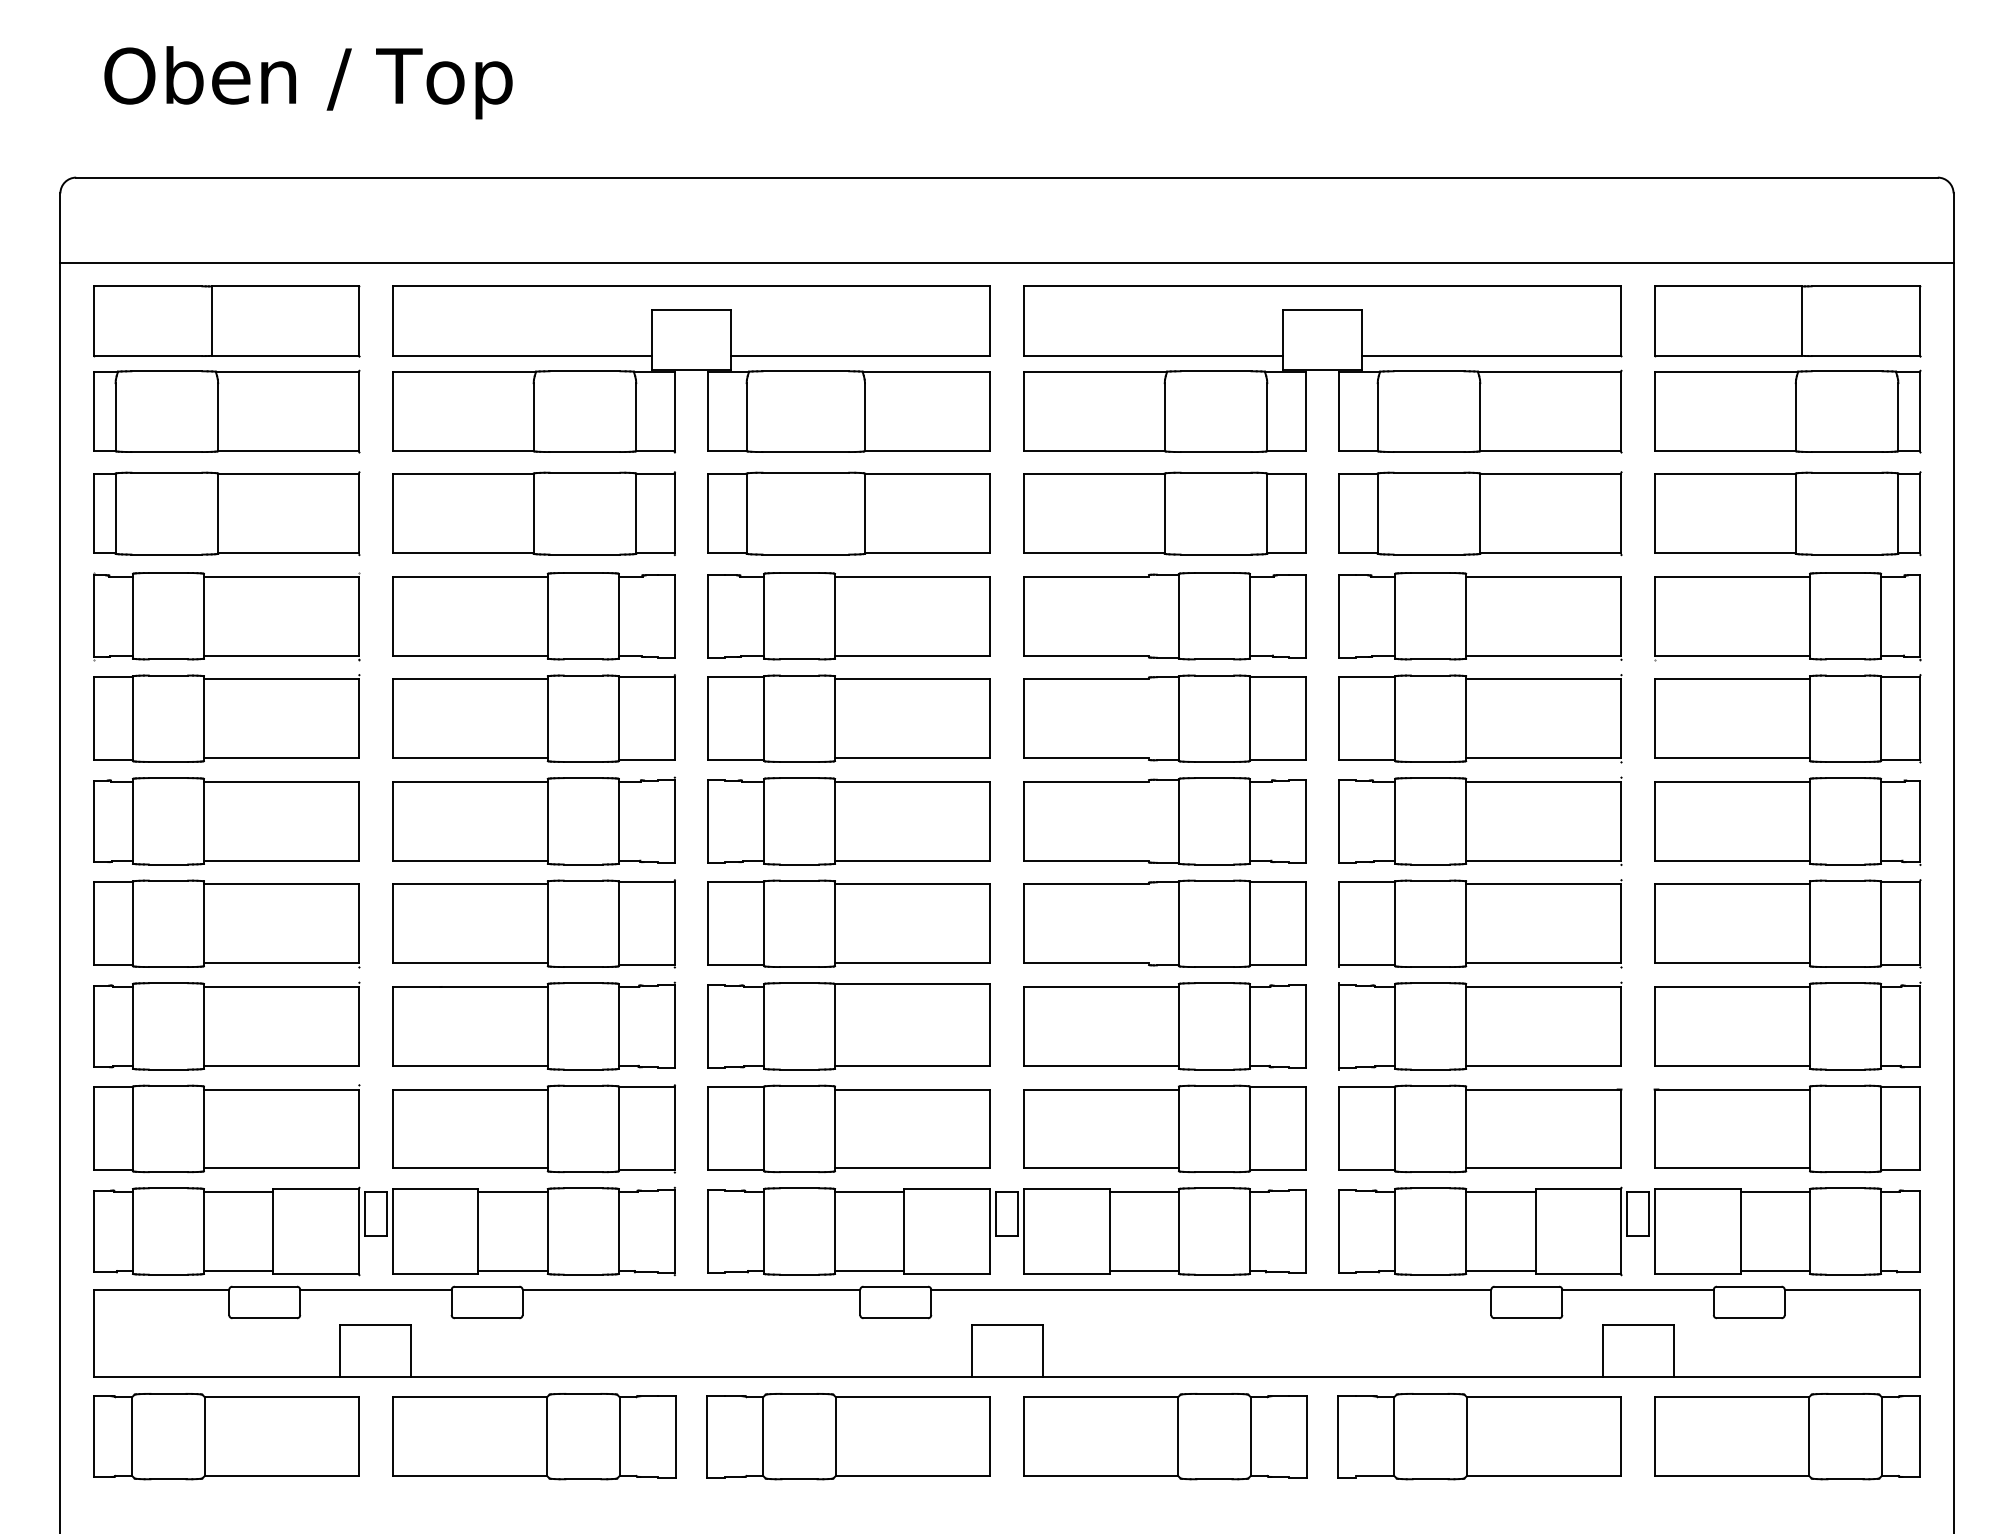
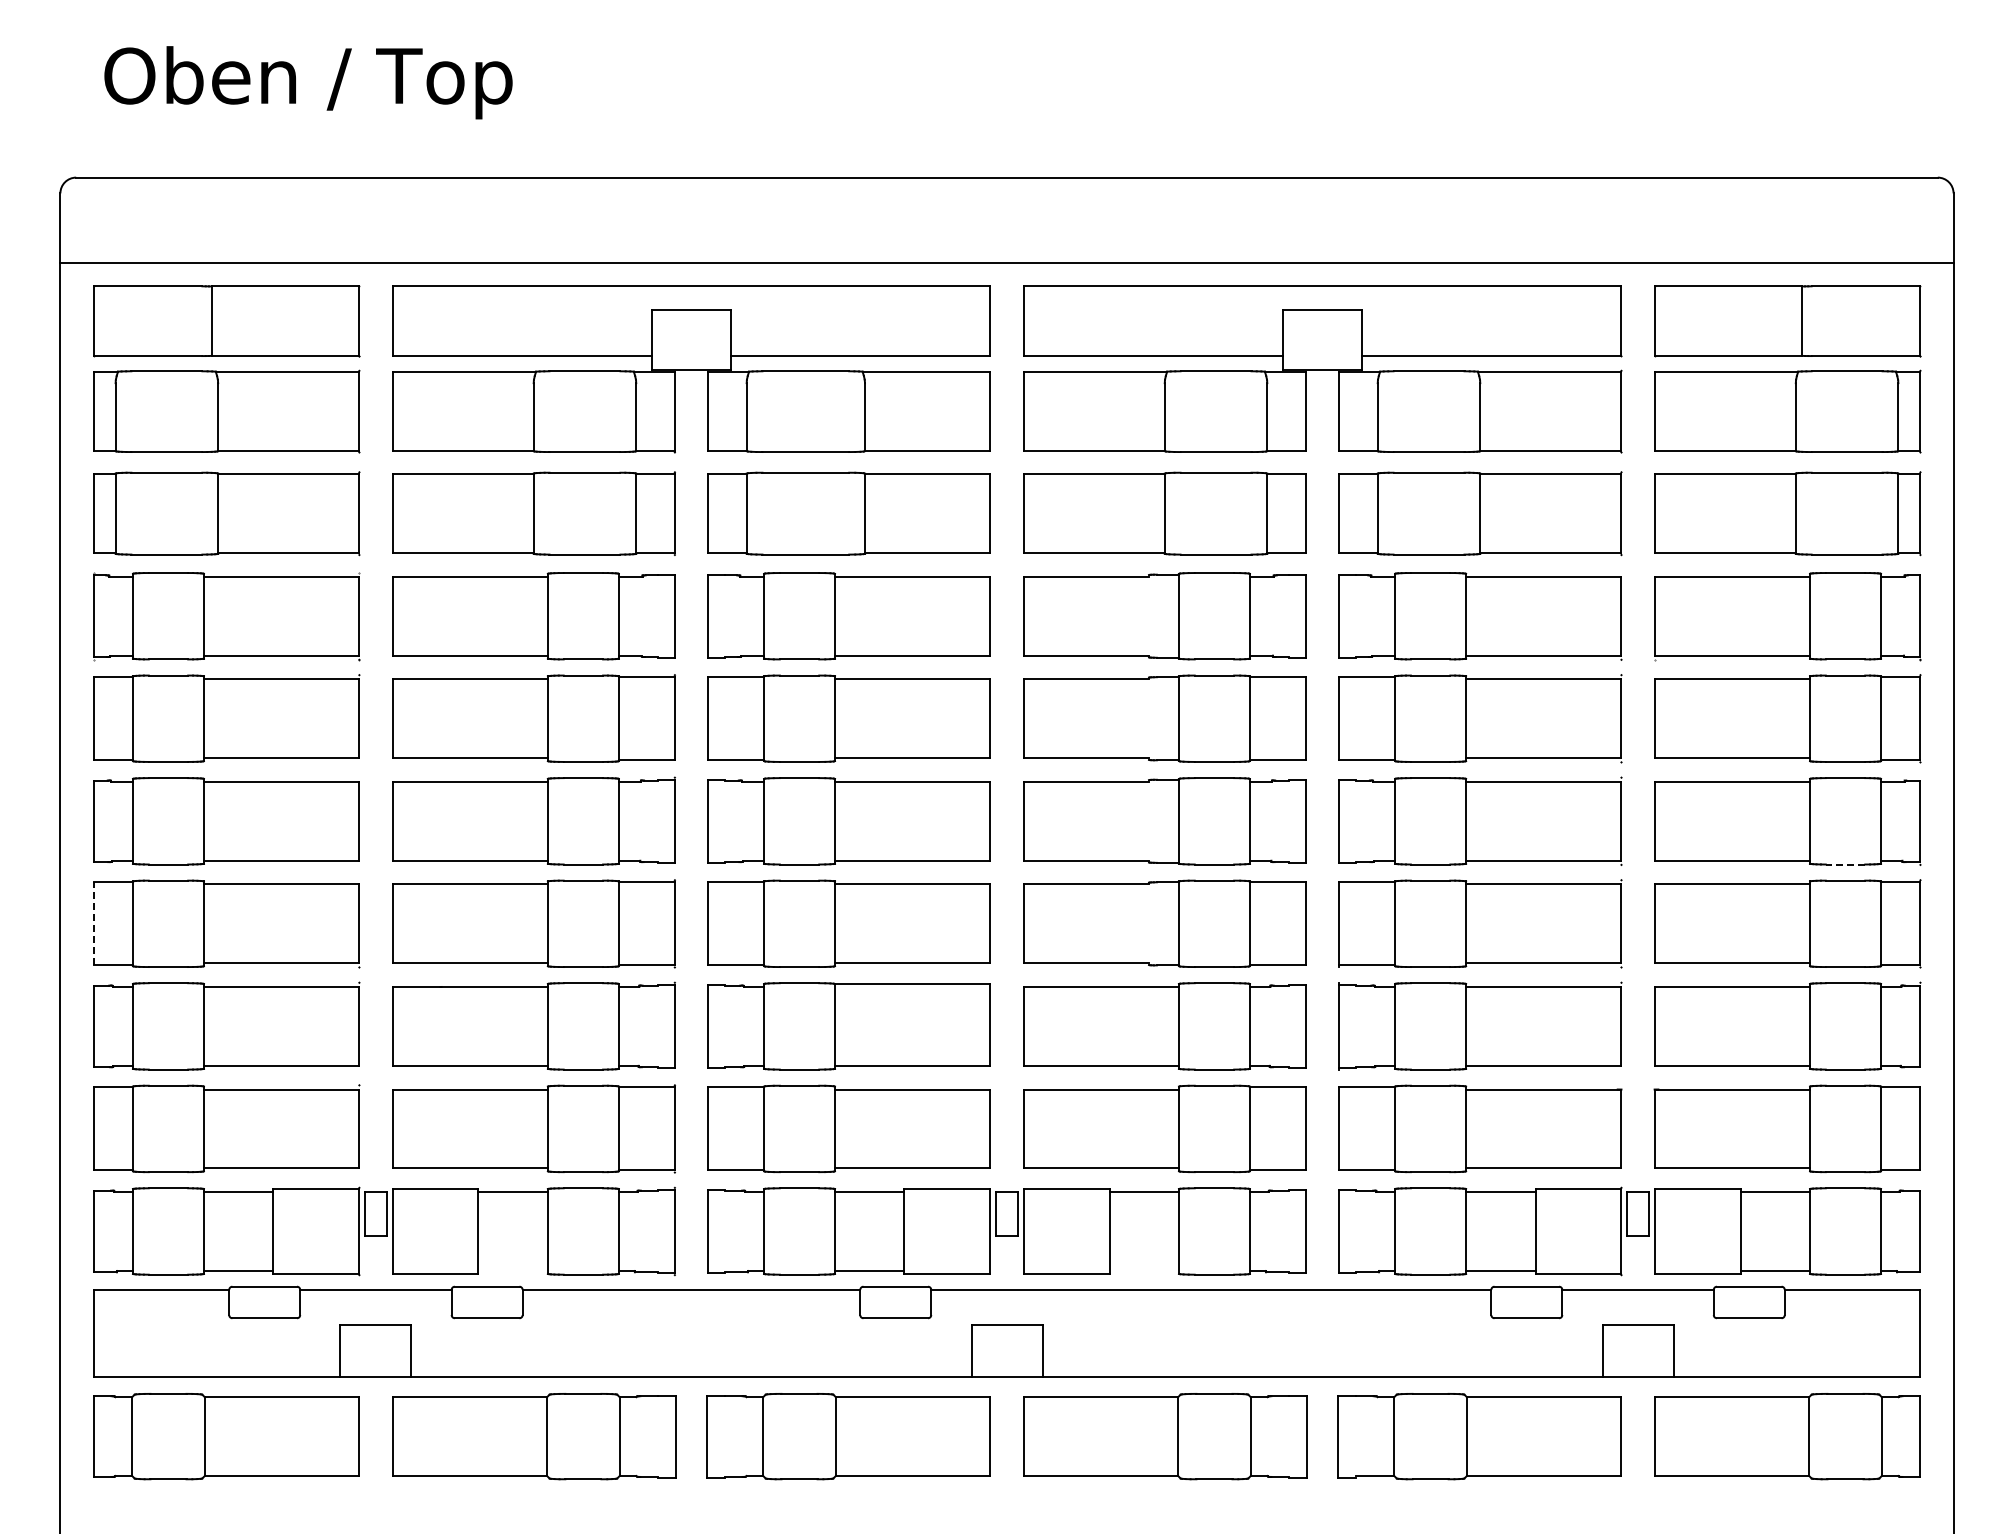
line: solid -> dashed (1845, 864)
line: solid -> dashed (93, 923)
line: present -> none (512, 1270)
line: present -> none (1143, 1270)
